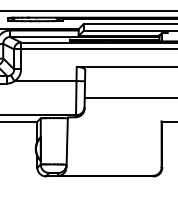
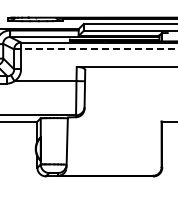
line: present -> none (88, 10)
line: solid -> dashed (96, 49)
line: present -> none (129, 97)
